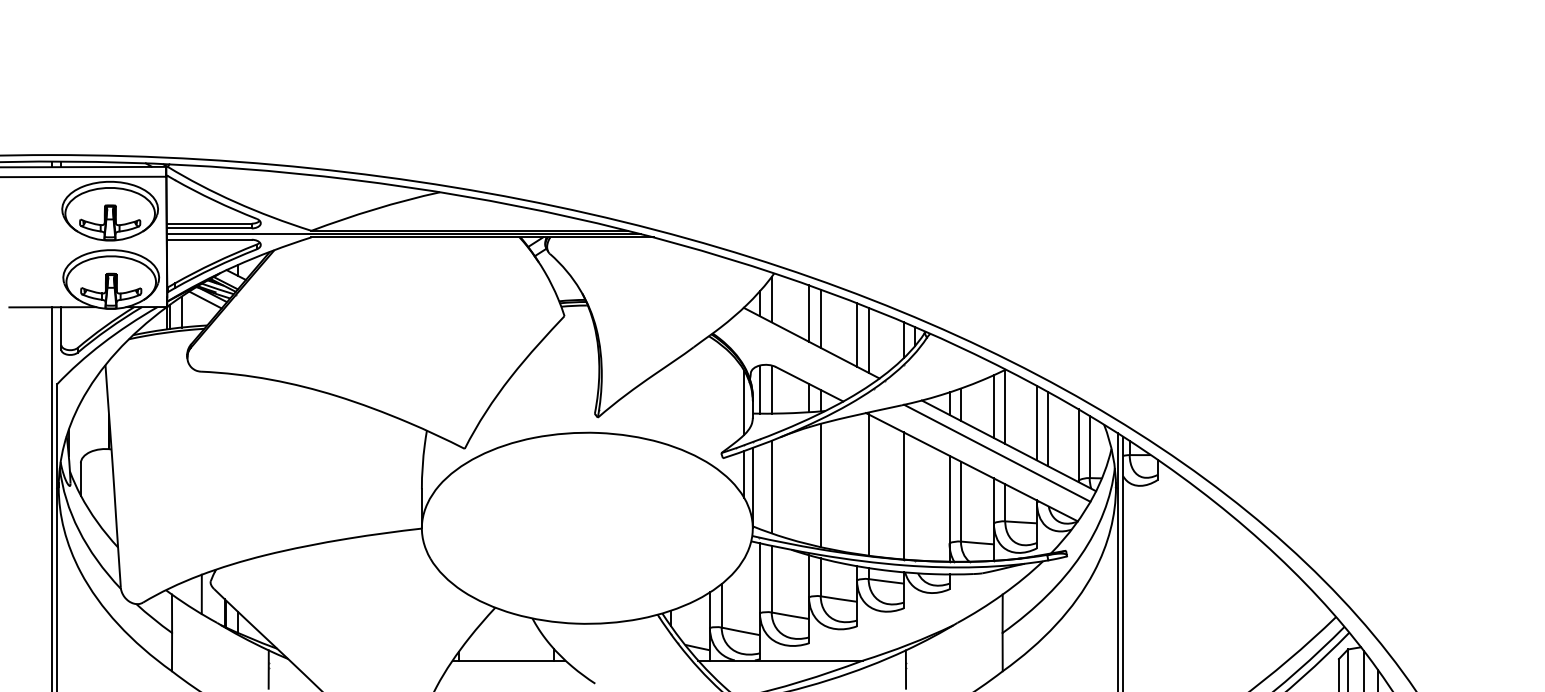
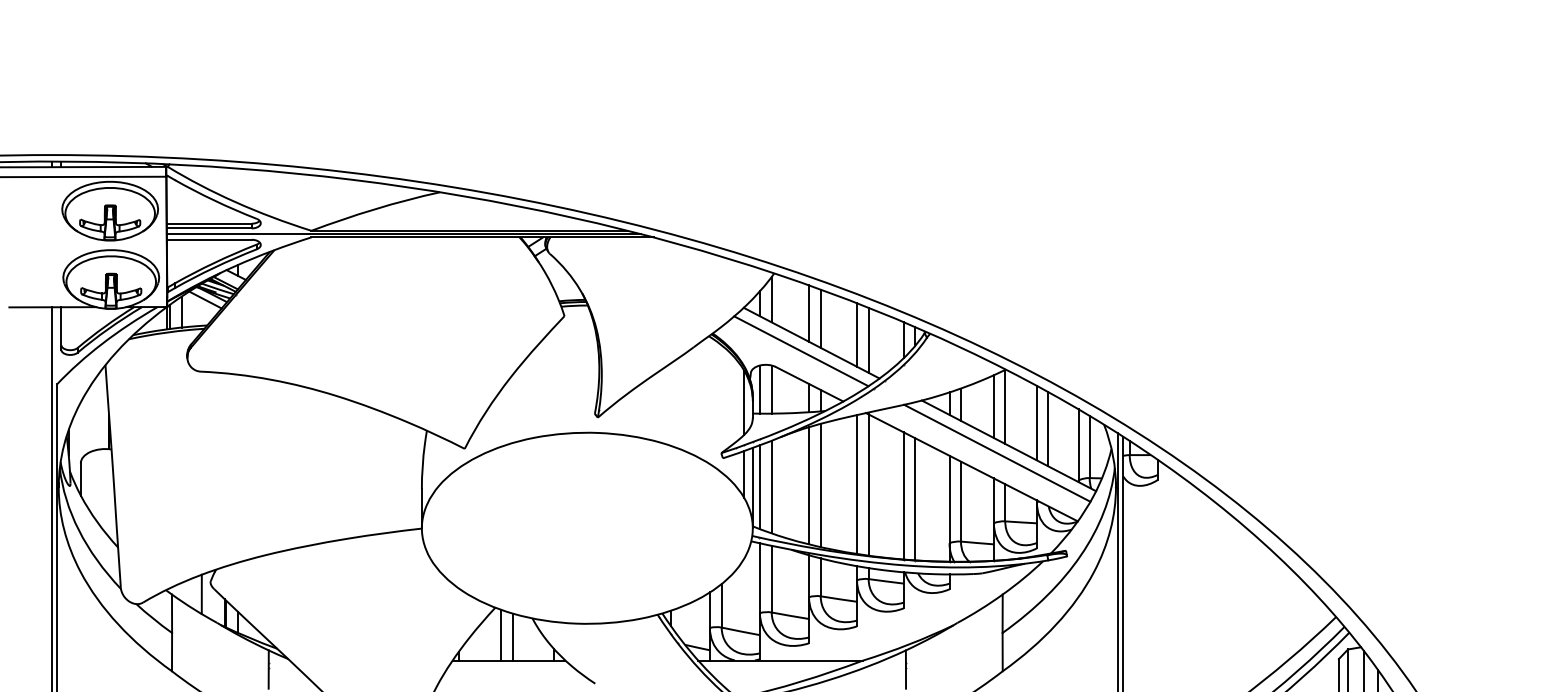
line: none -> present (801, 351)
line: none -> present (857, 484)
line: none -> present (809, 485)
line: none -> present (759, 487)
line: none -> present (915, 499)
line: none -> present (501, 634)
line: none -> present (512, 636)
